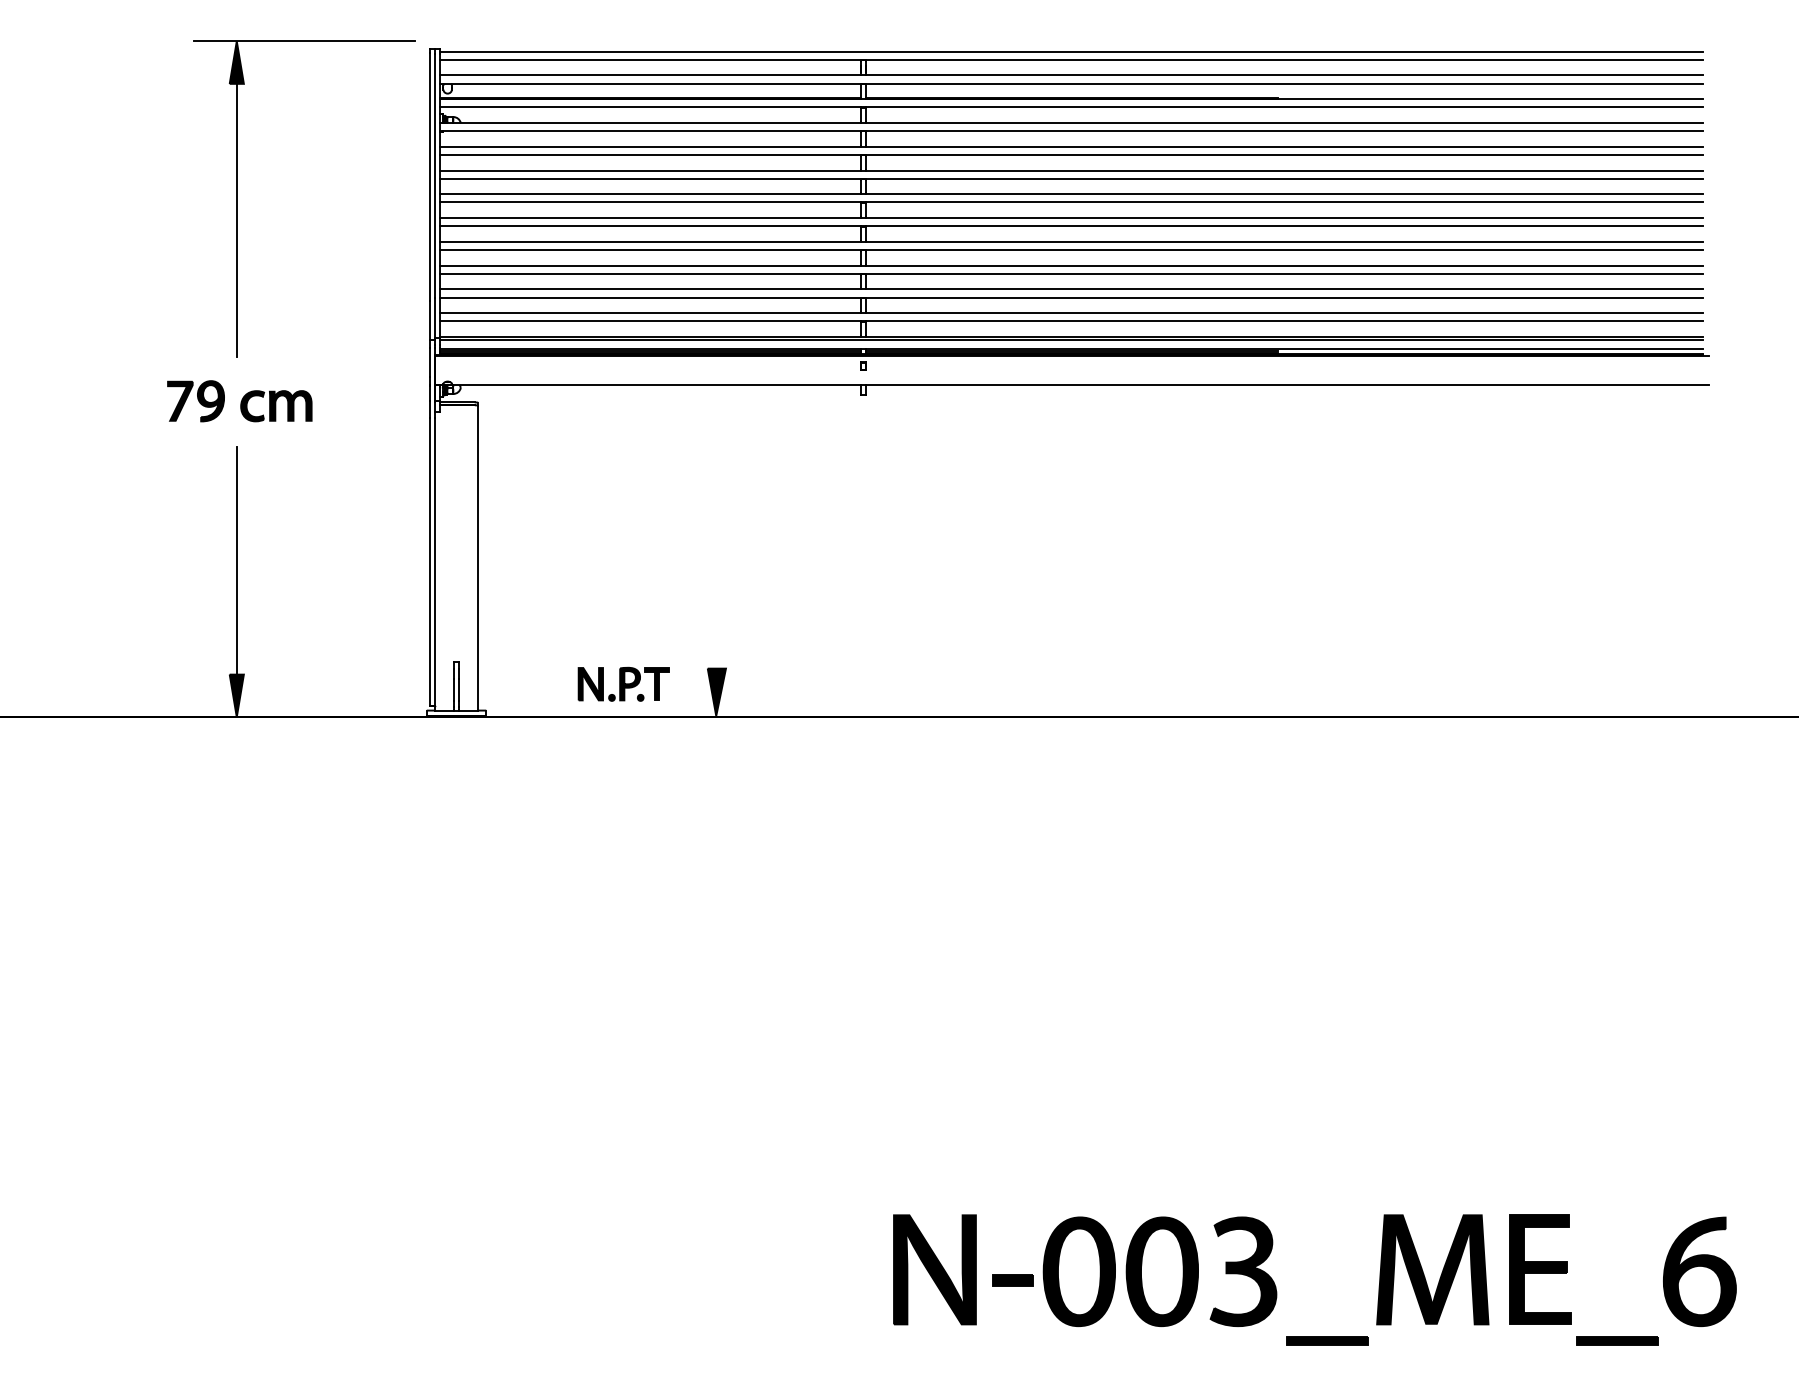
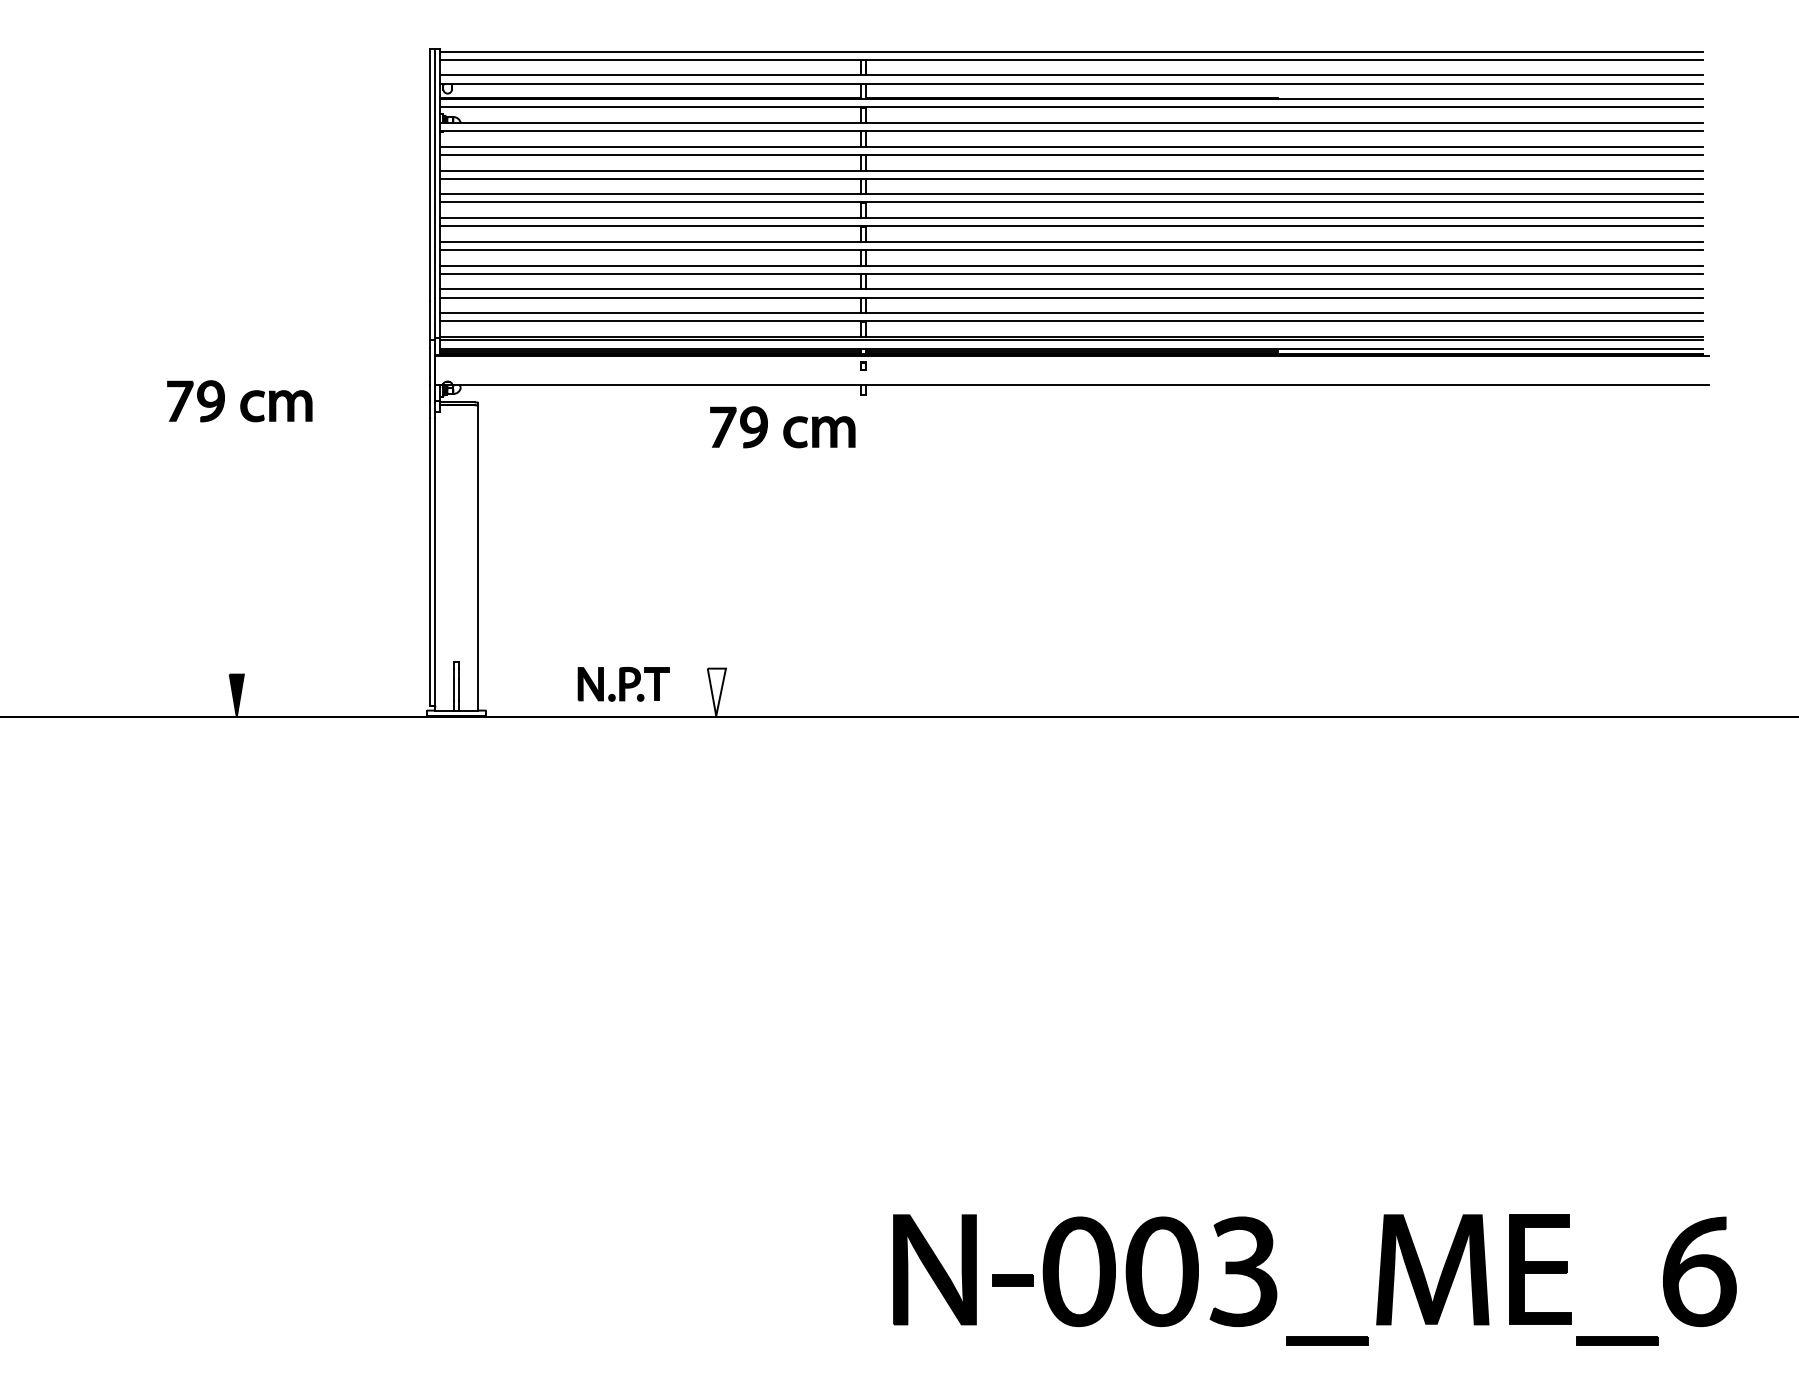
part: present -> none (237, 198)
part: none -> present (782, 427)
line: present -> none (236, 560)
fill: present -> none (716, 692)
